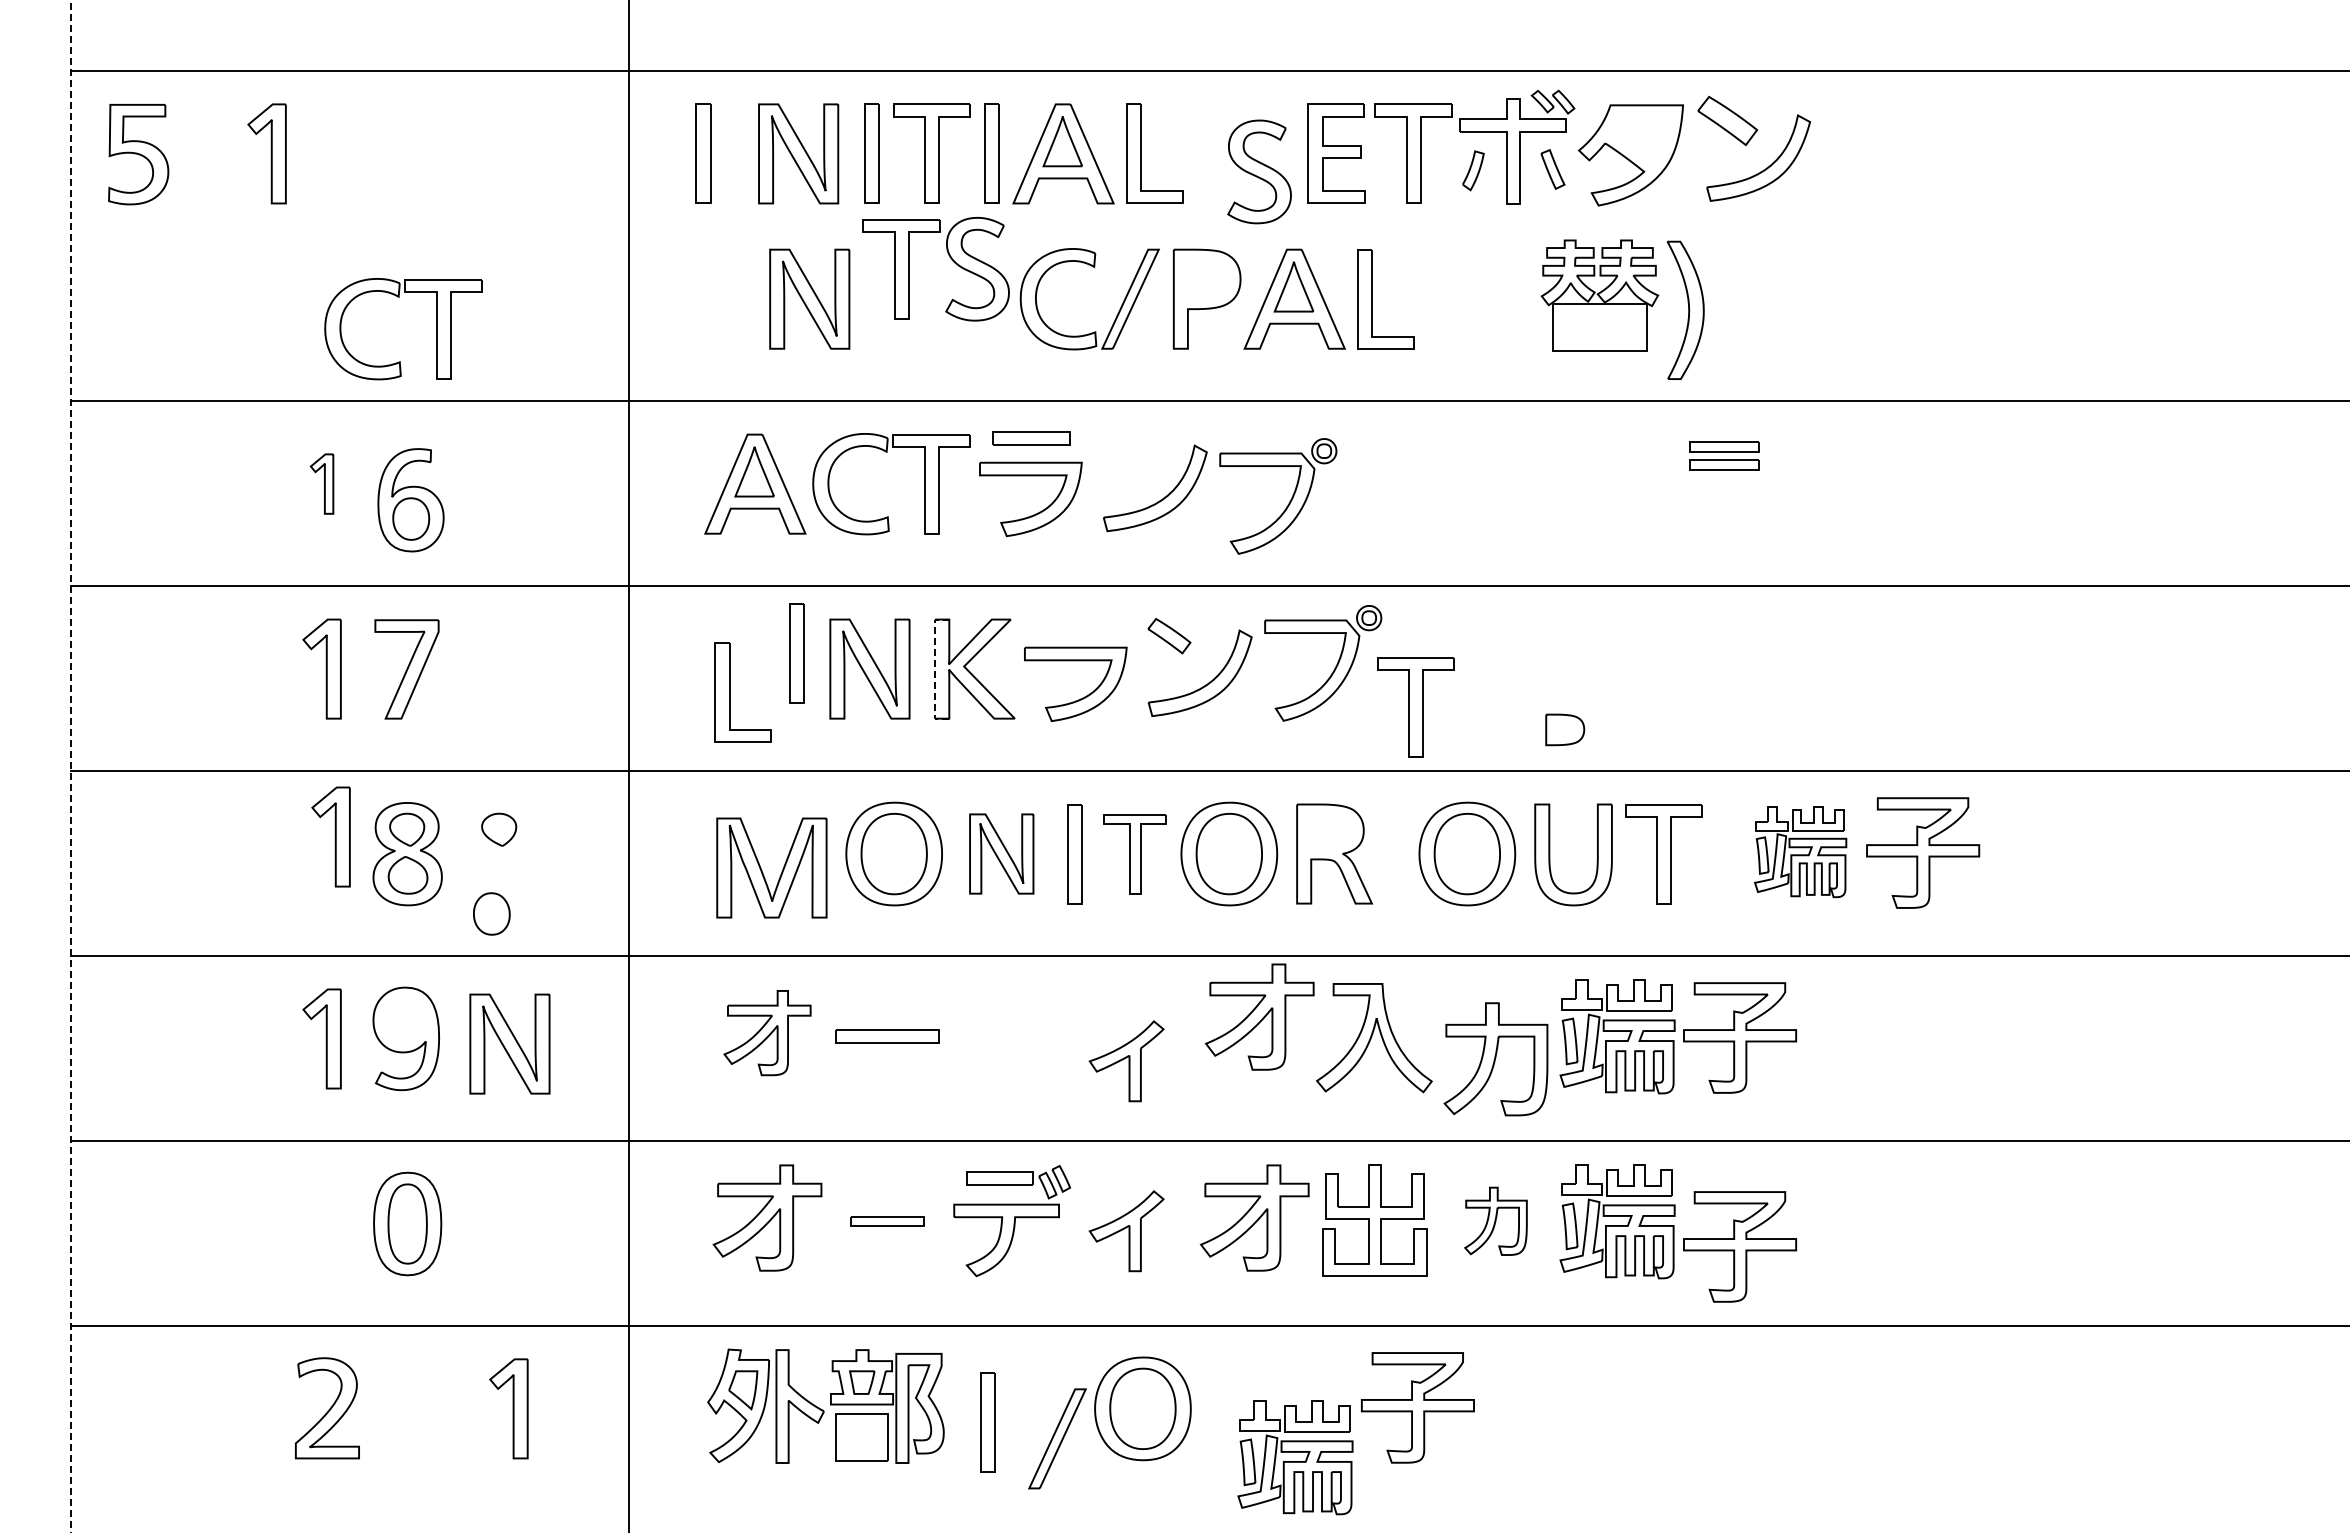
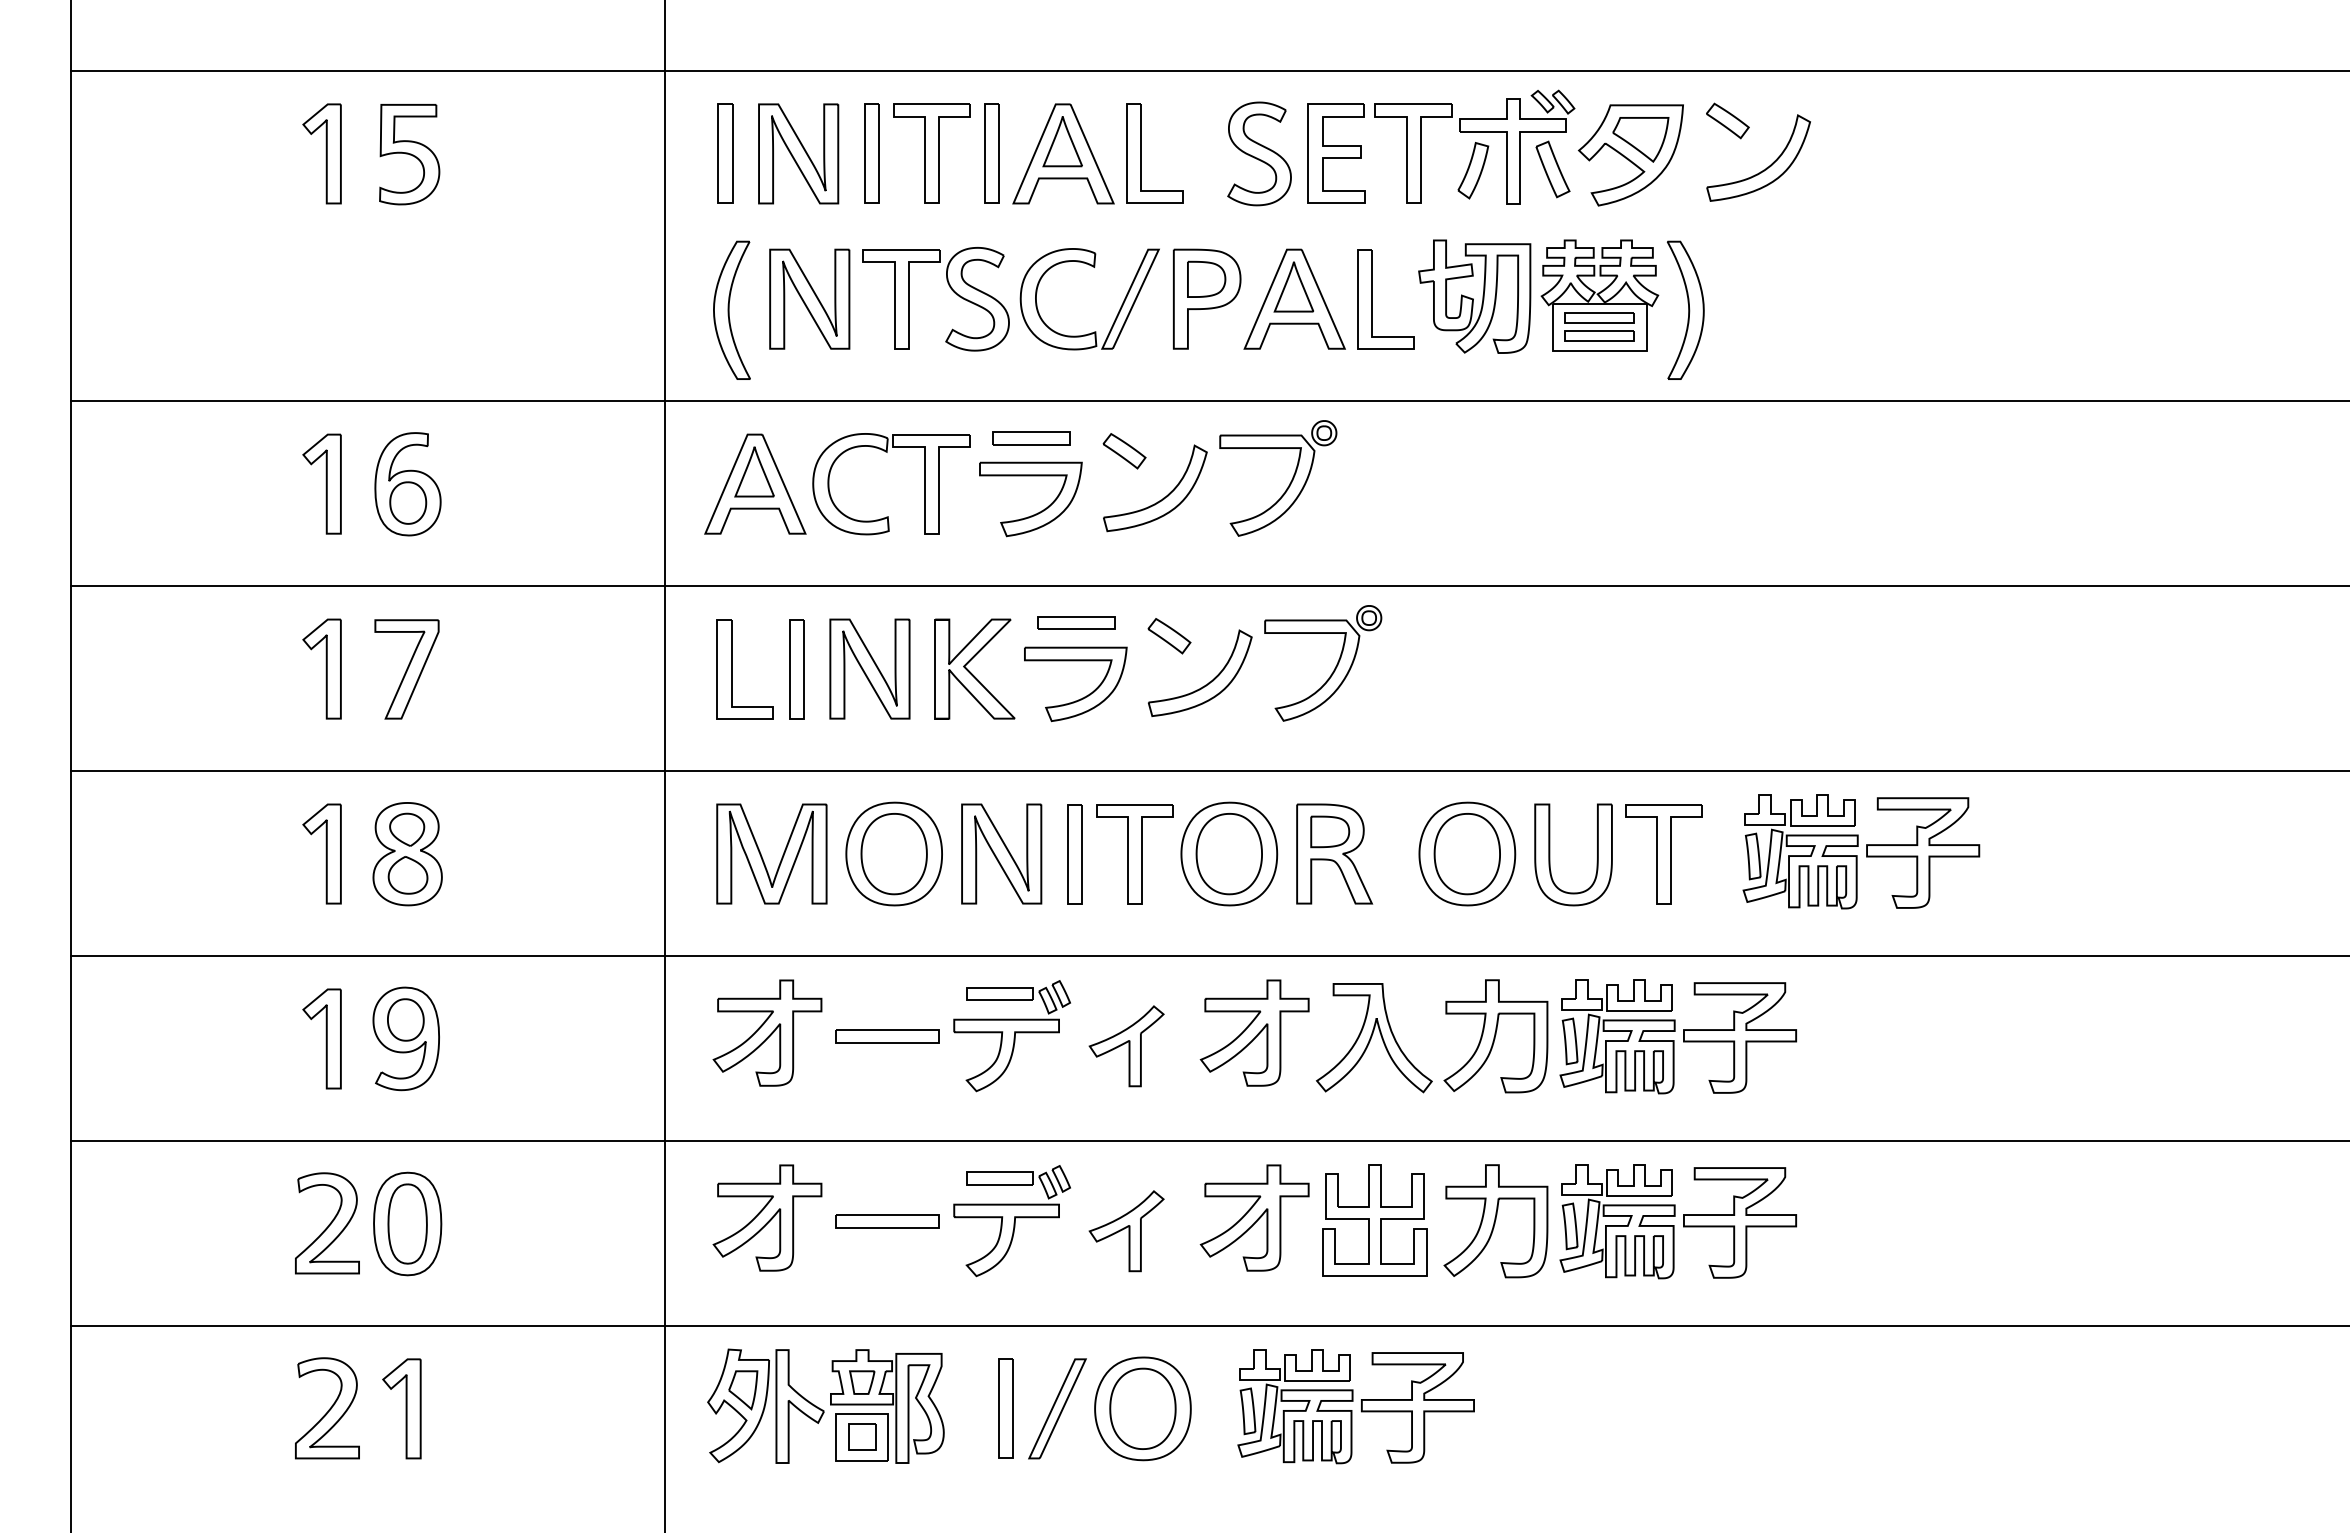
part size: 62x51 px -> 44x38 px (1727, 120)
part: none -> present (1640, 139)
part position: (266, 153) -> (321, 153) (321, 153)
part position: (703, 153) -> (725, 153) (725, 153)
part position: (138, 154) -> (409, 154) (409, 154)
part size: 26x41 px -> 36x59 px (1552, 169)
part size: 23x42 px -> 33x58 px (1473, 170)
part position: (1259, 171) -> (1259, 153) (1259, 153)
part position: (949, 257) -> (949, 287) (949, 287)
part: none -> present (1206, 278)
part: none -> present (1474, 296)
part: none -> present (731, 309)
part: present -> none (400, 361)
part: none -> present (1124, 451)
part position: (1724, 455) -> (1599, 326) (1599, 326)
part size: 26x62 px -> 40x102 px (321, 483)
part position: (410, 500) -> (407, 484) (407, 484)
part position: (1289, 501) -> (1289, 483) (1289, 483)
part: none -> present (1076, 622)
part position: (796, 653) -> (796, 669) (796, 669)
line: dashed -> solid (935, 669)
part position: (730, 692) -> (732, 669) (732, 669)
part: present -> none (1415, 707)
part position: (1565, 729) -> (1330, 831) (1330, 831)
line position: (629, 765) -> (665, 765) (665, 765)
line: dashed -> solid (70, 766)
part: present -> none (499, 829)
part position: (330, 836) -> (321, 853) (321, 853)
part size: 94x93 px -> 117x116 px (1800, 851)
part size: 66x82 px -> 82x102 px (1001, 853)
part size: 64x81 px -> 78x101 px (1134, 854)
part position: (762, 870) -> (762, 856) (762, 856)
part position: (491, 913) -> (405, 1019) (405, 1019)
part position: (1259, 1016) -> (1254, 1032) (1254, 1032)
part size: 89x87 px -> 111x108 px (767, 1032)
part: none -> present (1011, 1036)
part: present -> none (509, 1043)
part position: (1495, 1059) -> (1495, 1036) (1495, 1036)
part position: (1126, 1061) -> (1126, 1046) (1126, 1046)
part size: 64x70 px -> 106x115 px (1495, 1221)
part size: 75x11 px -> 105x15 px (887, 1221)
part: none -> present (327, 1223)
part position: (1739, 1246) -> (1739, 1222) (1739, 1222)
part position: (508, 1408) -> (401, 1408) (401, 1408)
part position: (987, 1422) -> (1005, 1408) (1005, 1408)
part: none -> present (862, 1436)
part position: (1057, 1438) -> (1057, 1408) (1057, 1408)
part position: (1295, 1457) -> (1295, 1406) (1295, 1406)
